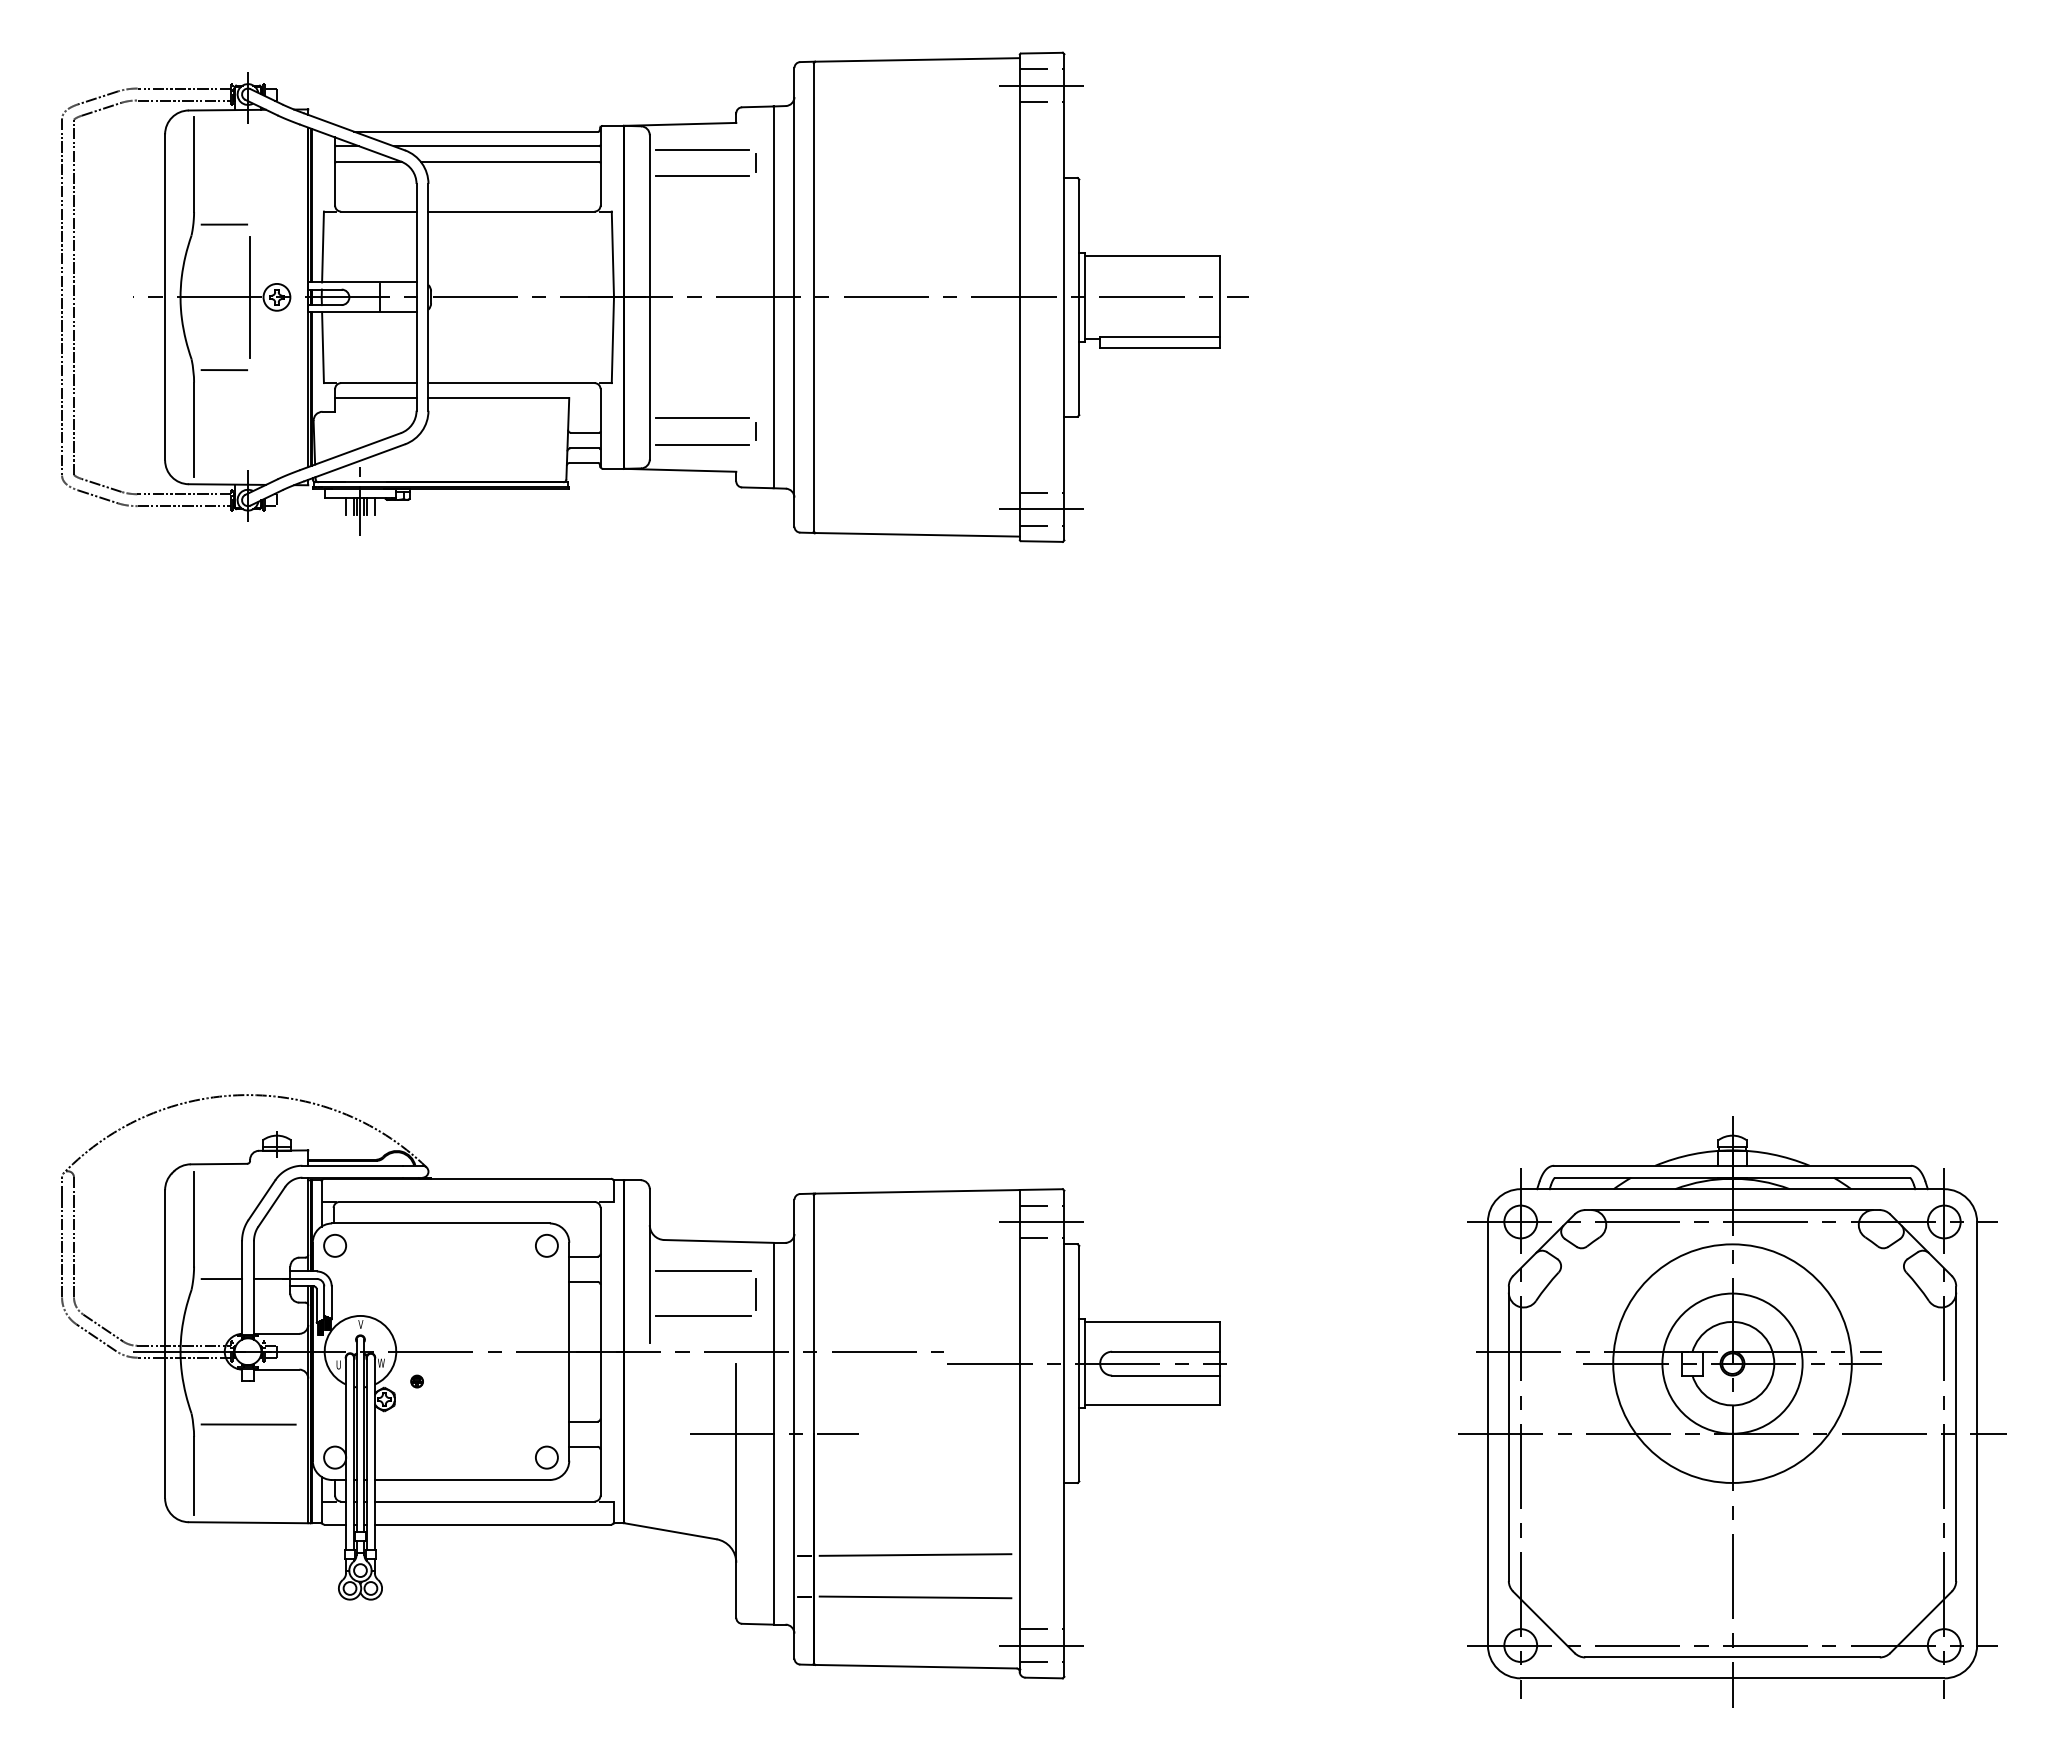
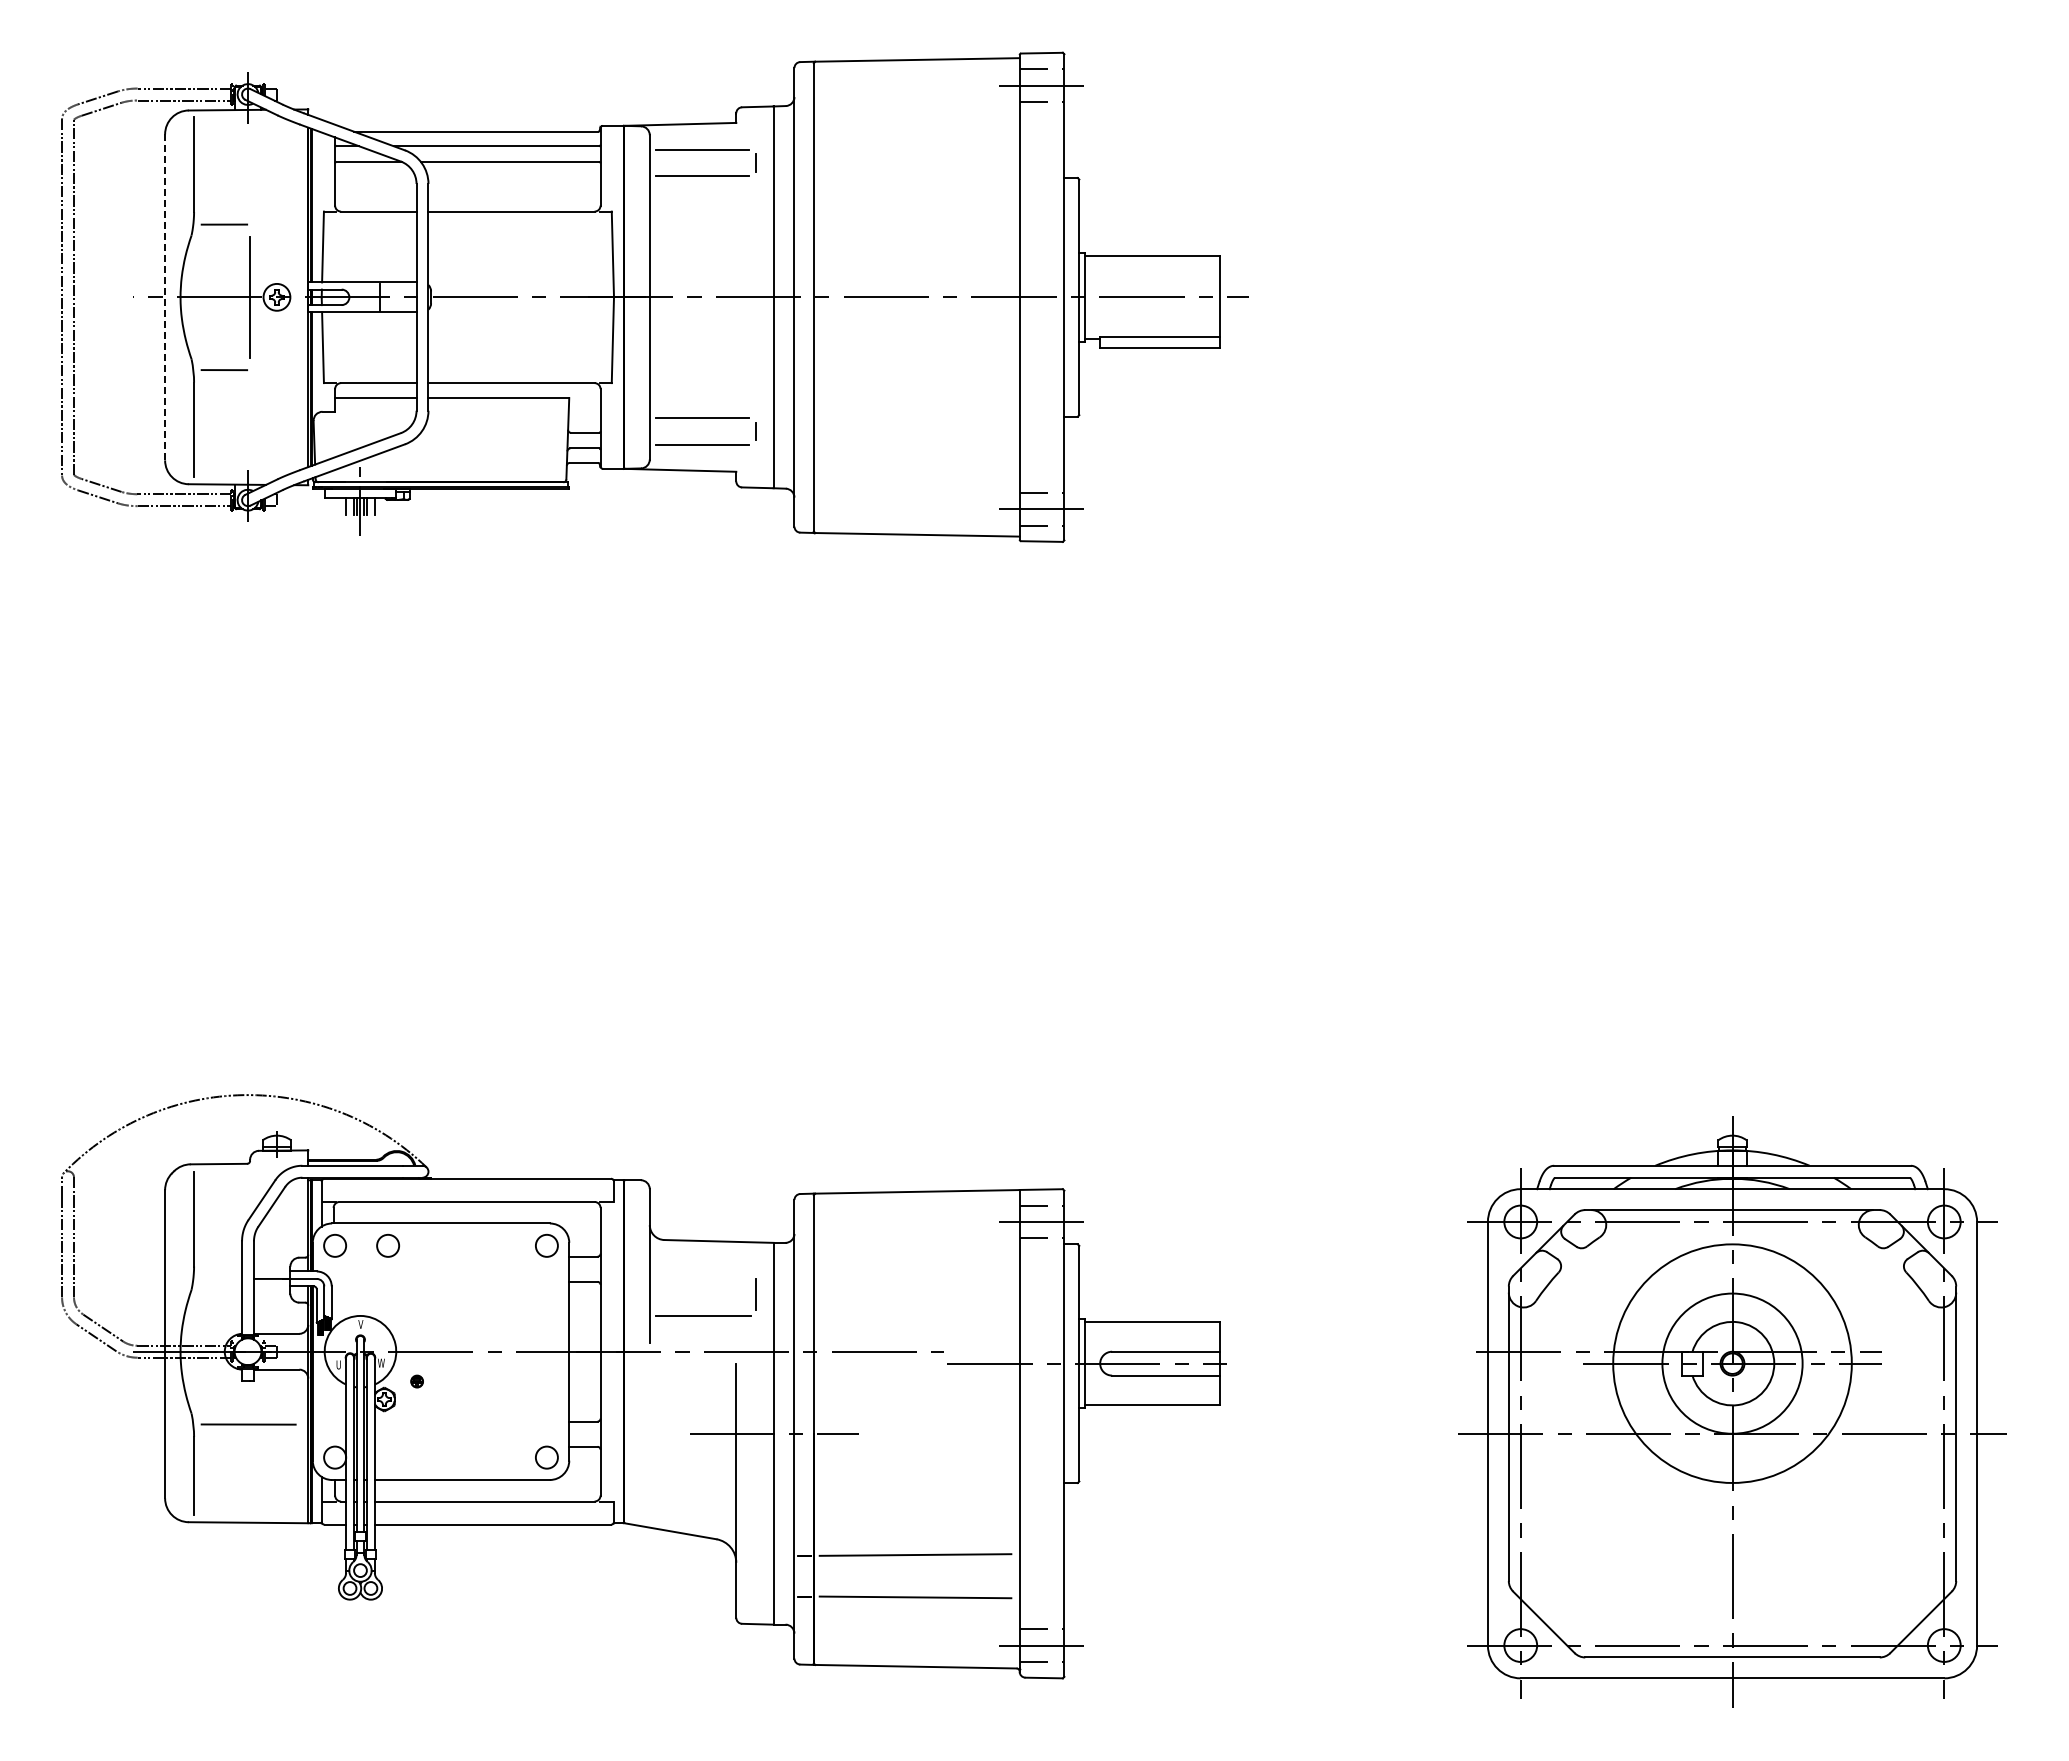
line: solid -> dashed (165, 296)
circle: none -> present (387, 1245)
line: present -> none (703, 1271)
line: present -> none (221, 1279)
